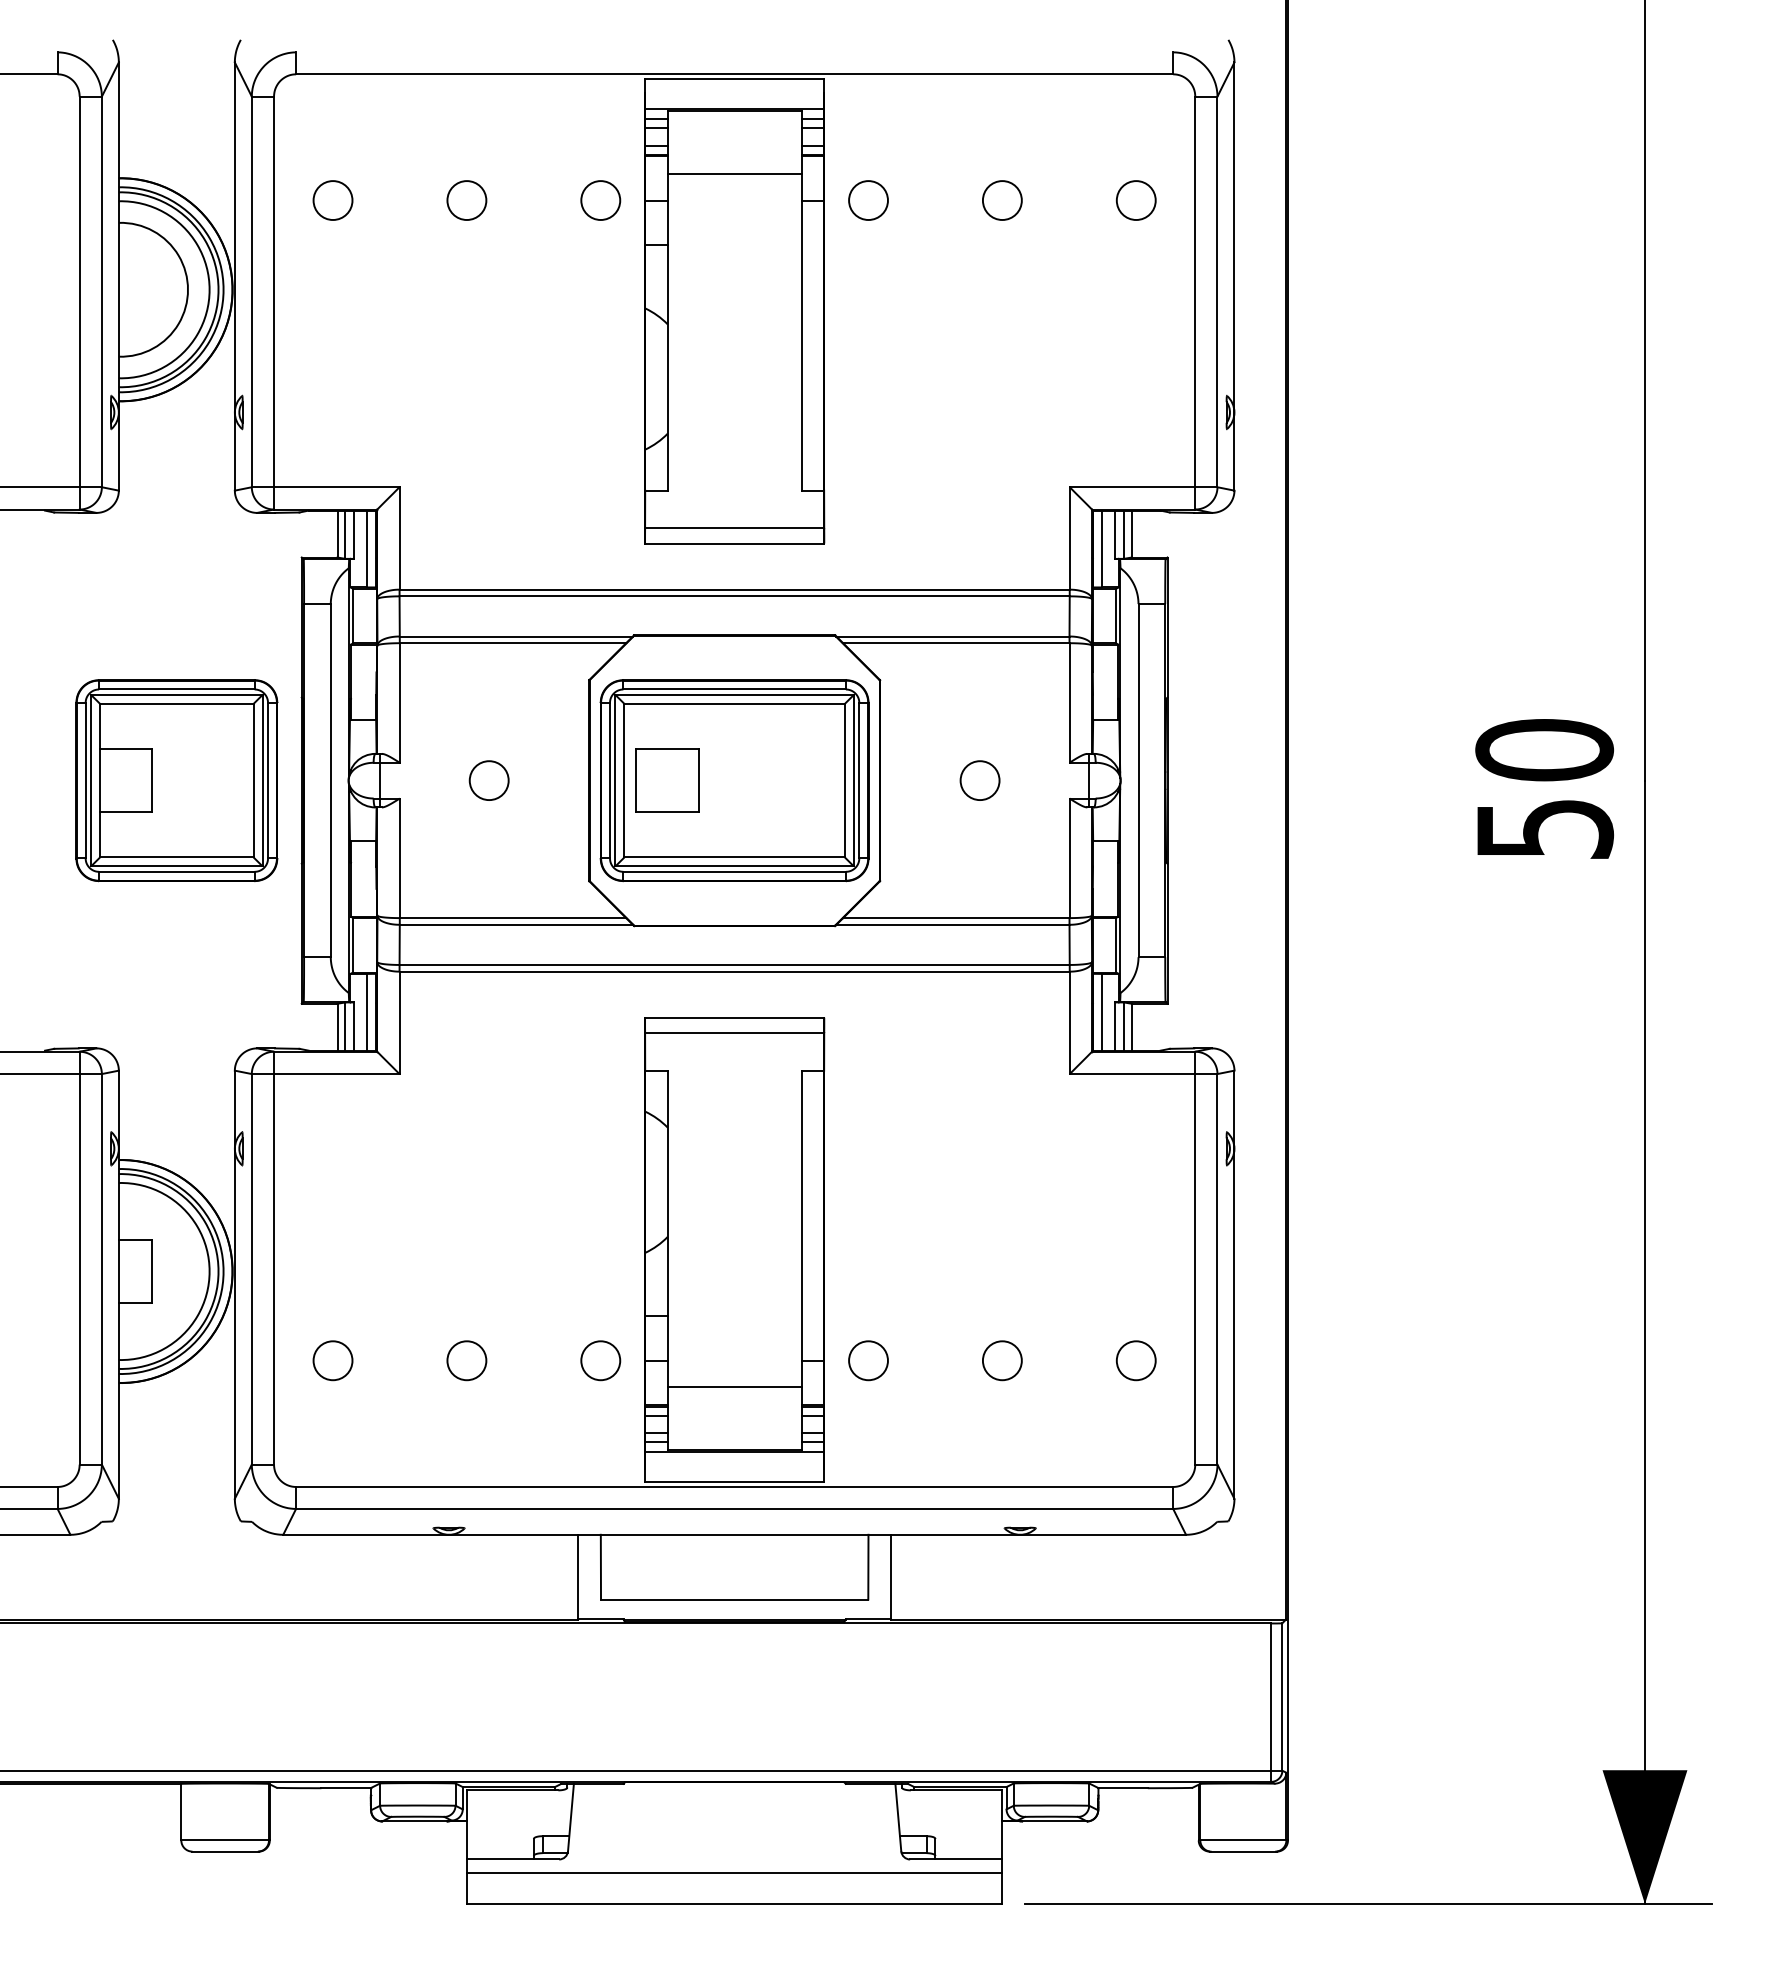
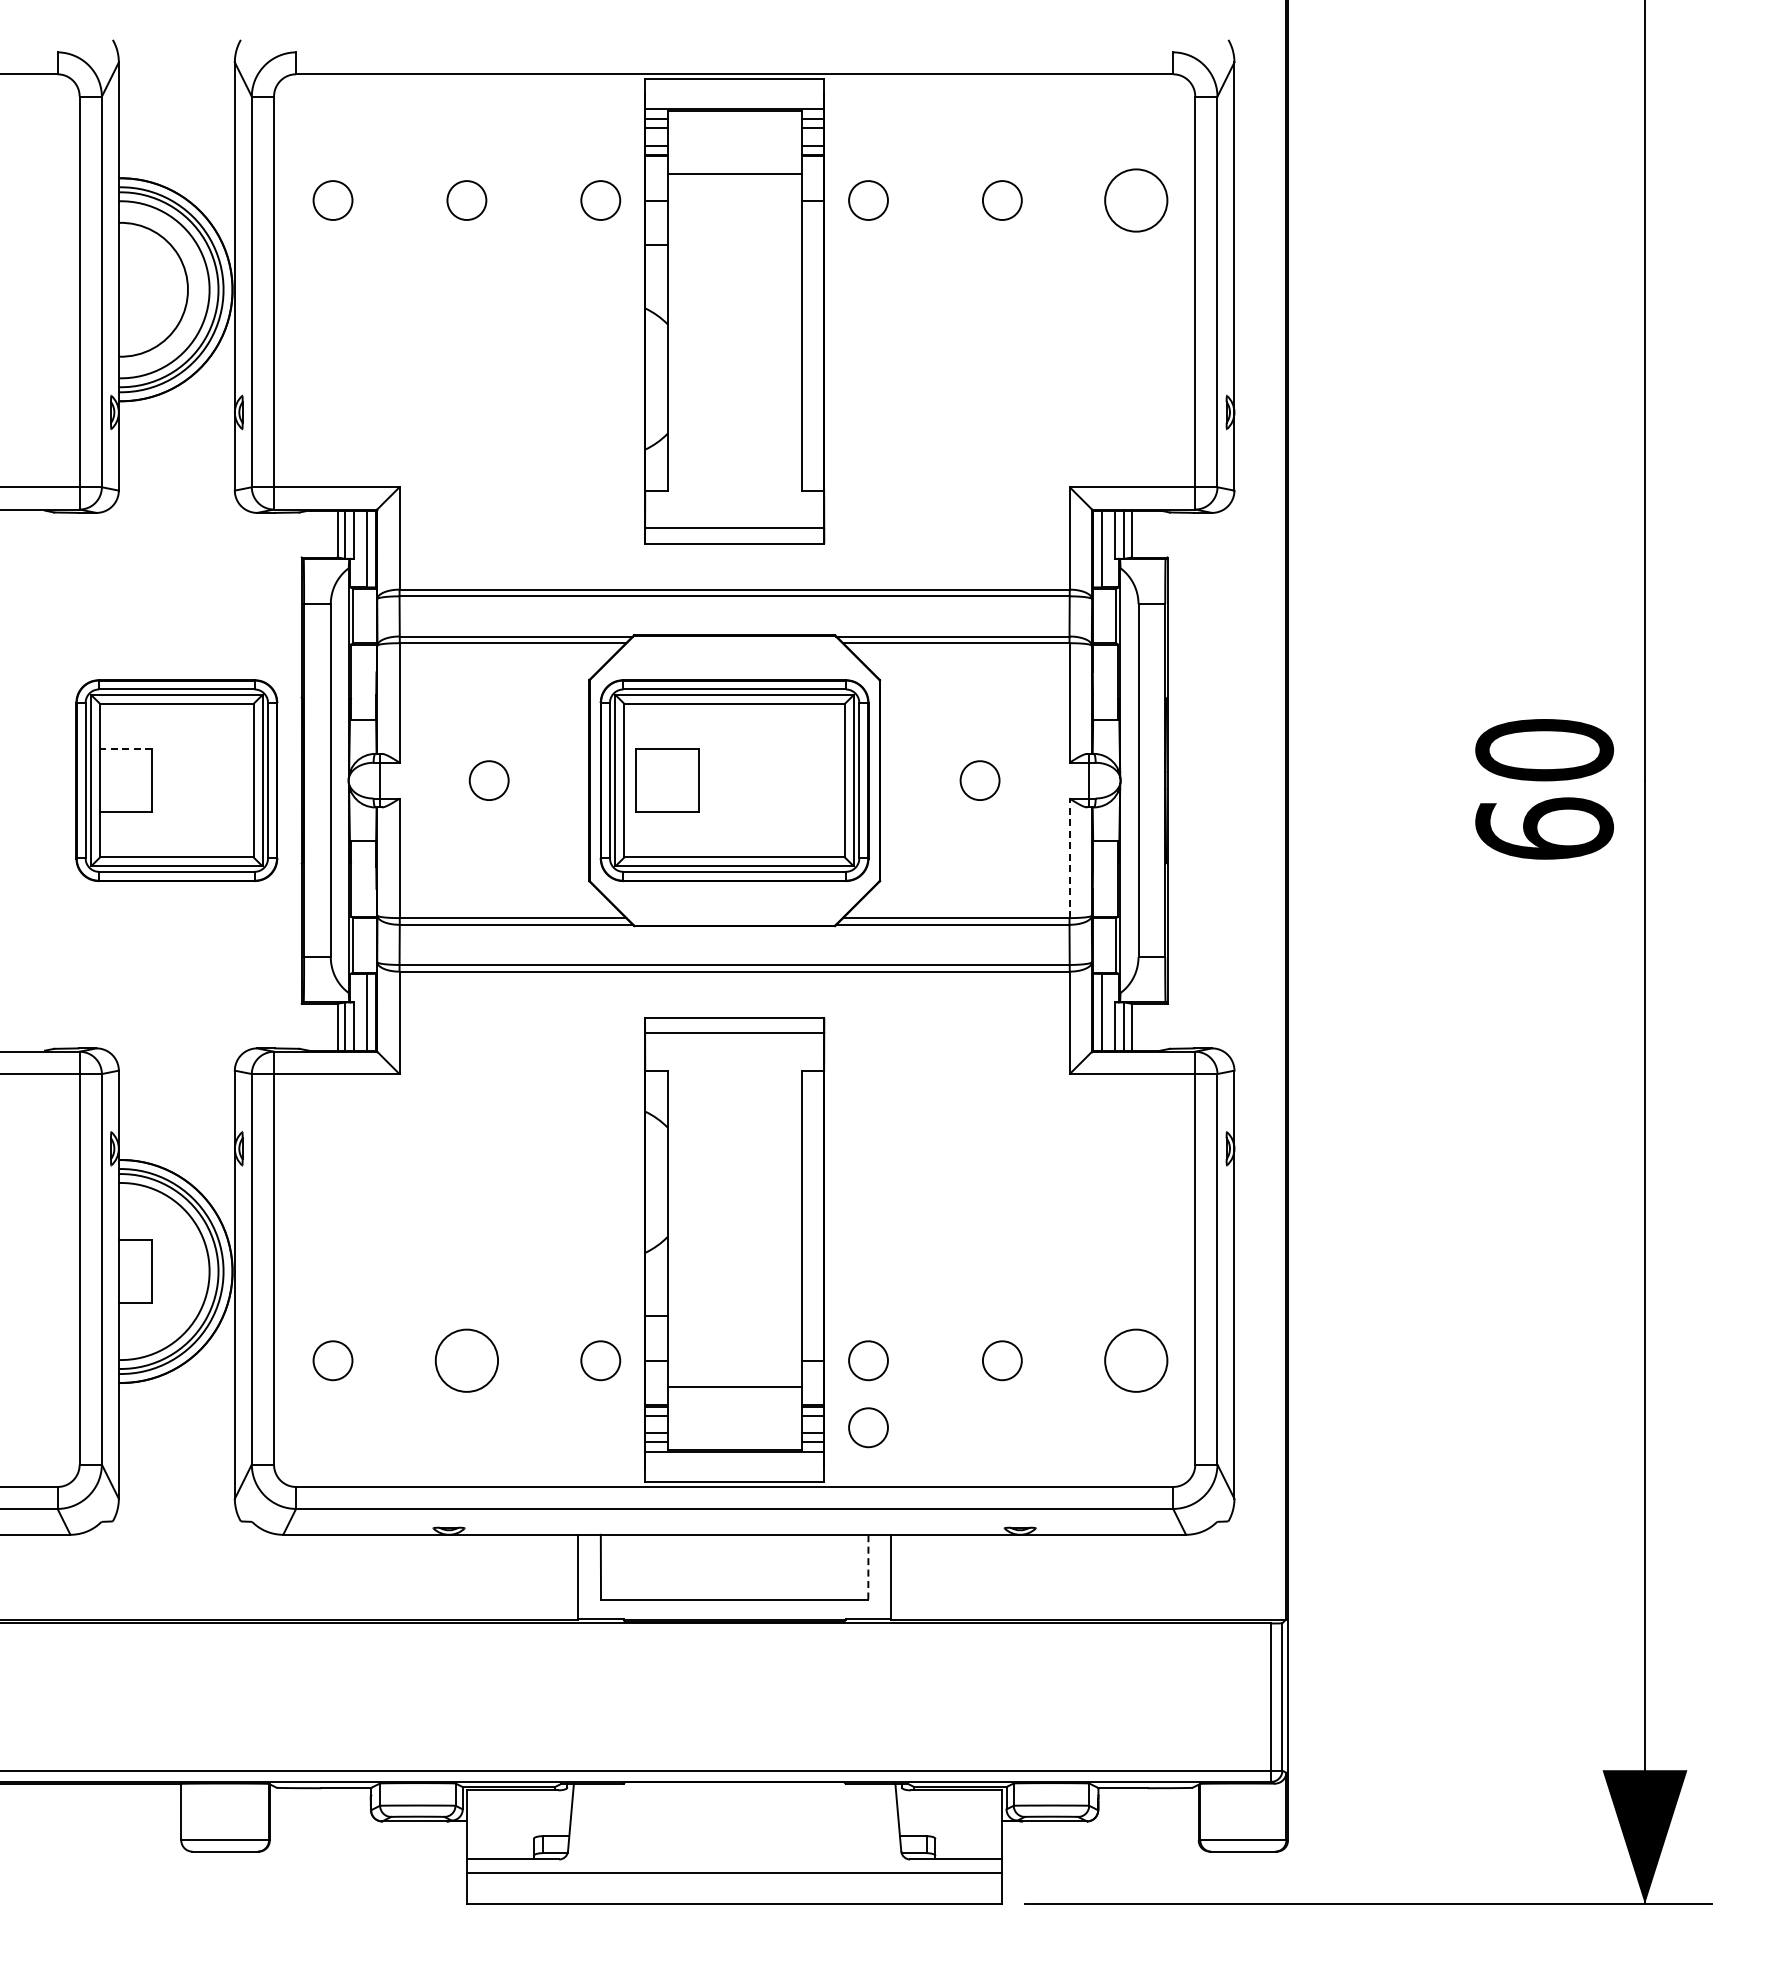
circle diameter: 39 px -> 62 px (1136, 200)
line: solid -> dashed (125, 749)
text: 50 -> 60 (1544, 828)
line: solid -> dashed (1069, 858)
circle diameter: 39 px -> 62 px (466, 1360)
circle diameter: 39 px -> 62 px (1136, 1360)
circle: none -> present (868, 1427)
line: solid -> dashed (868, 1566)
